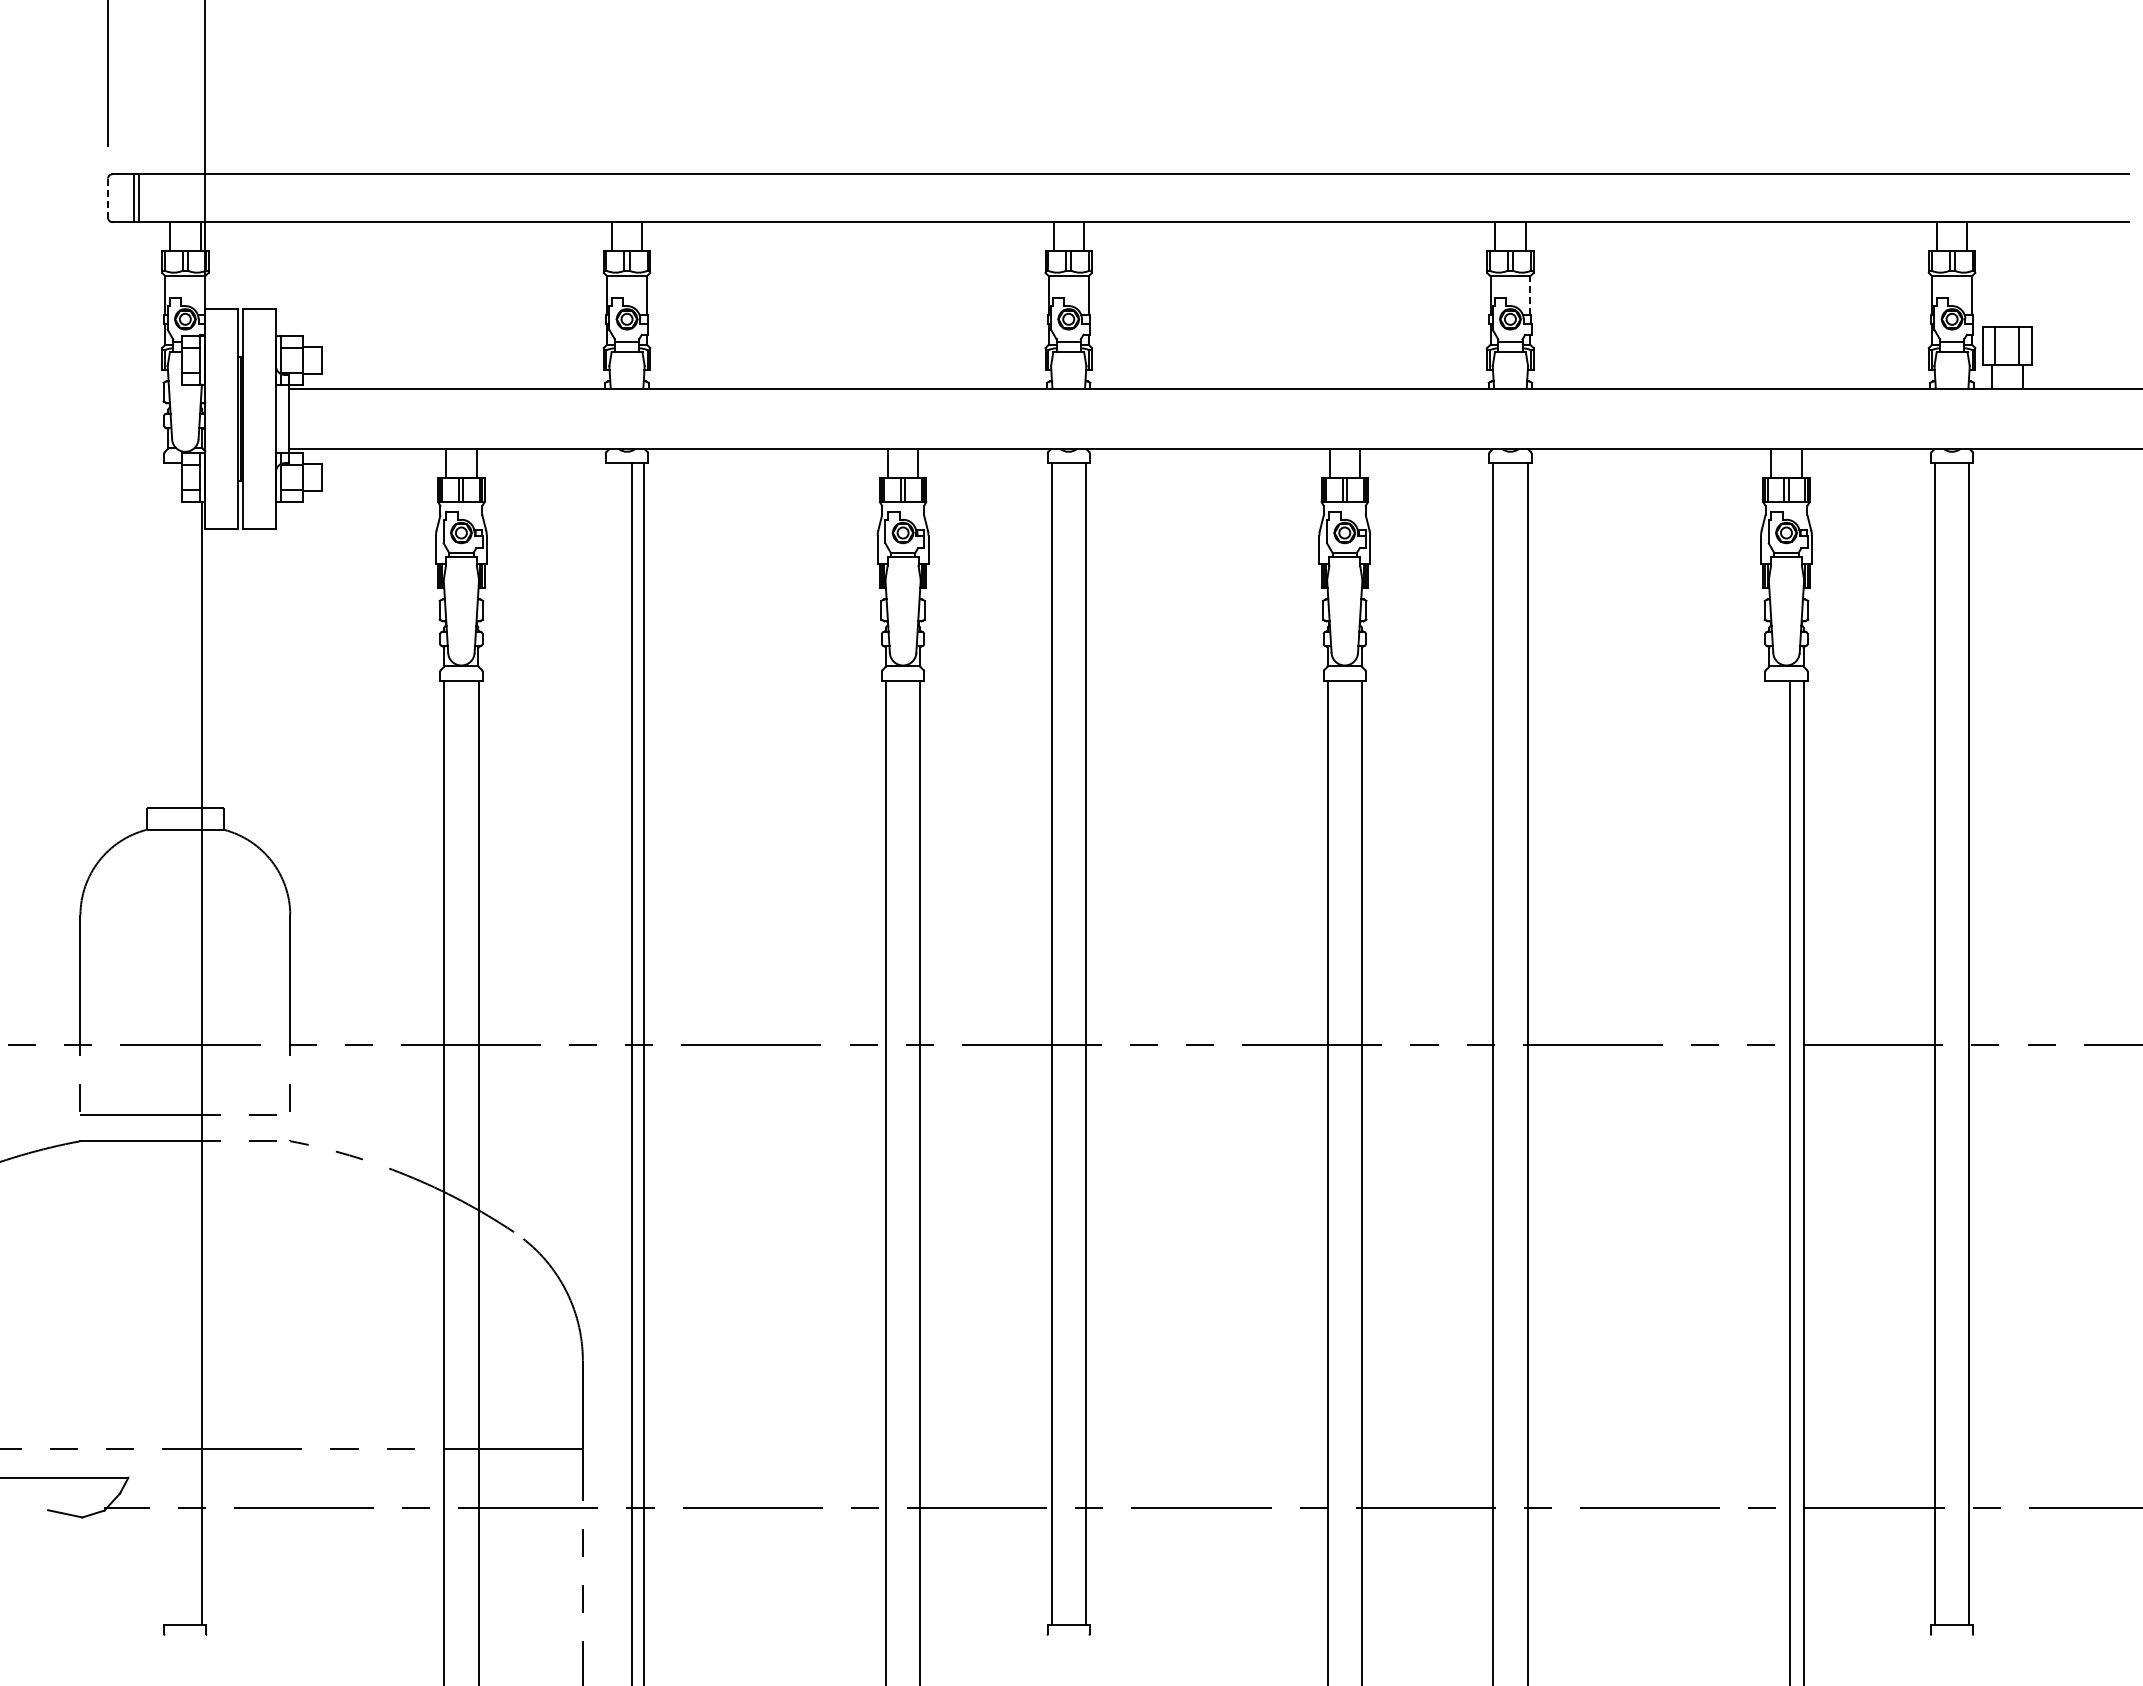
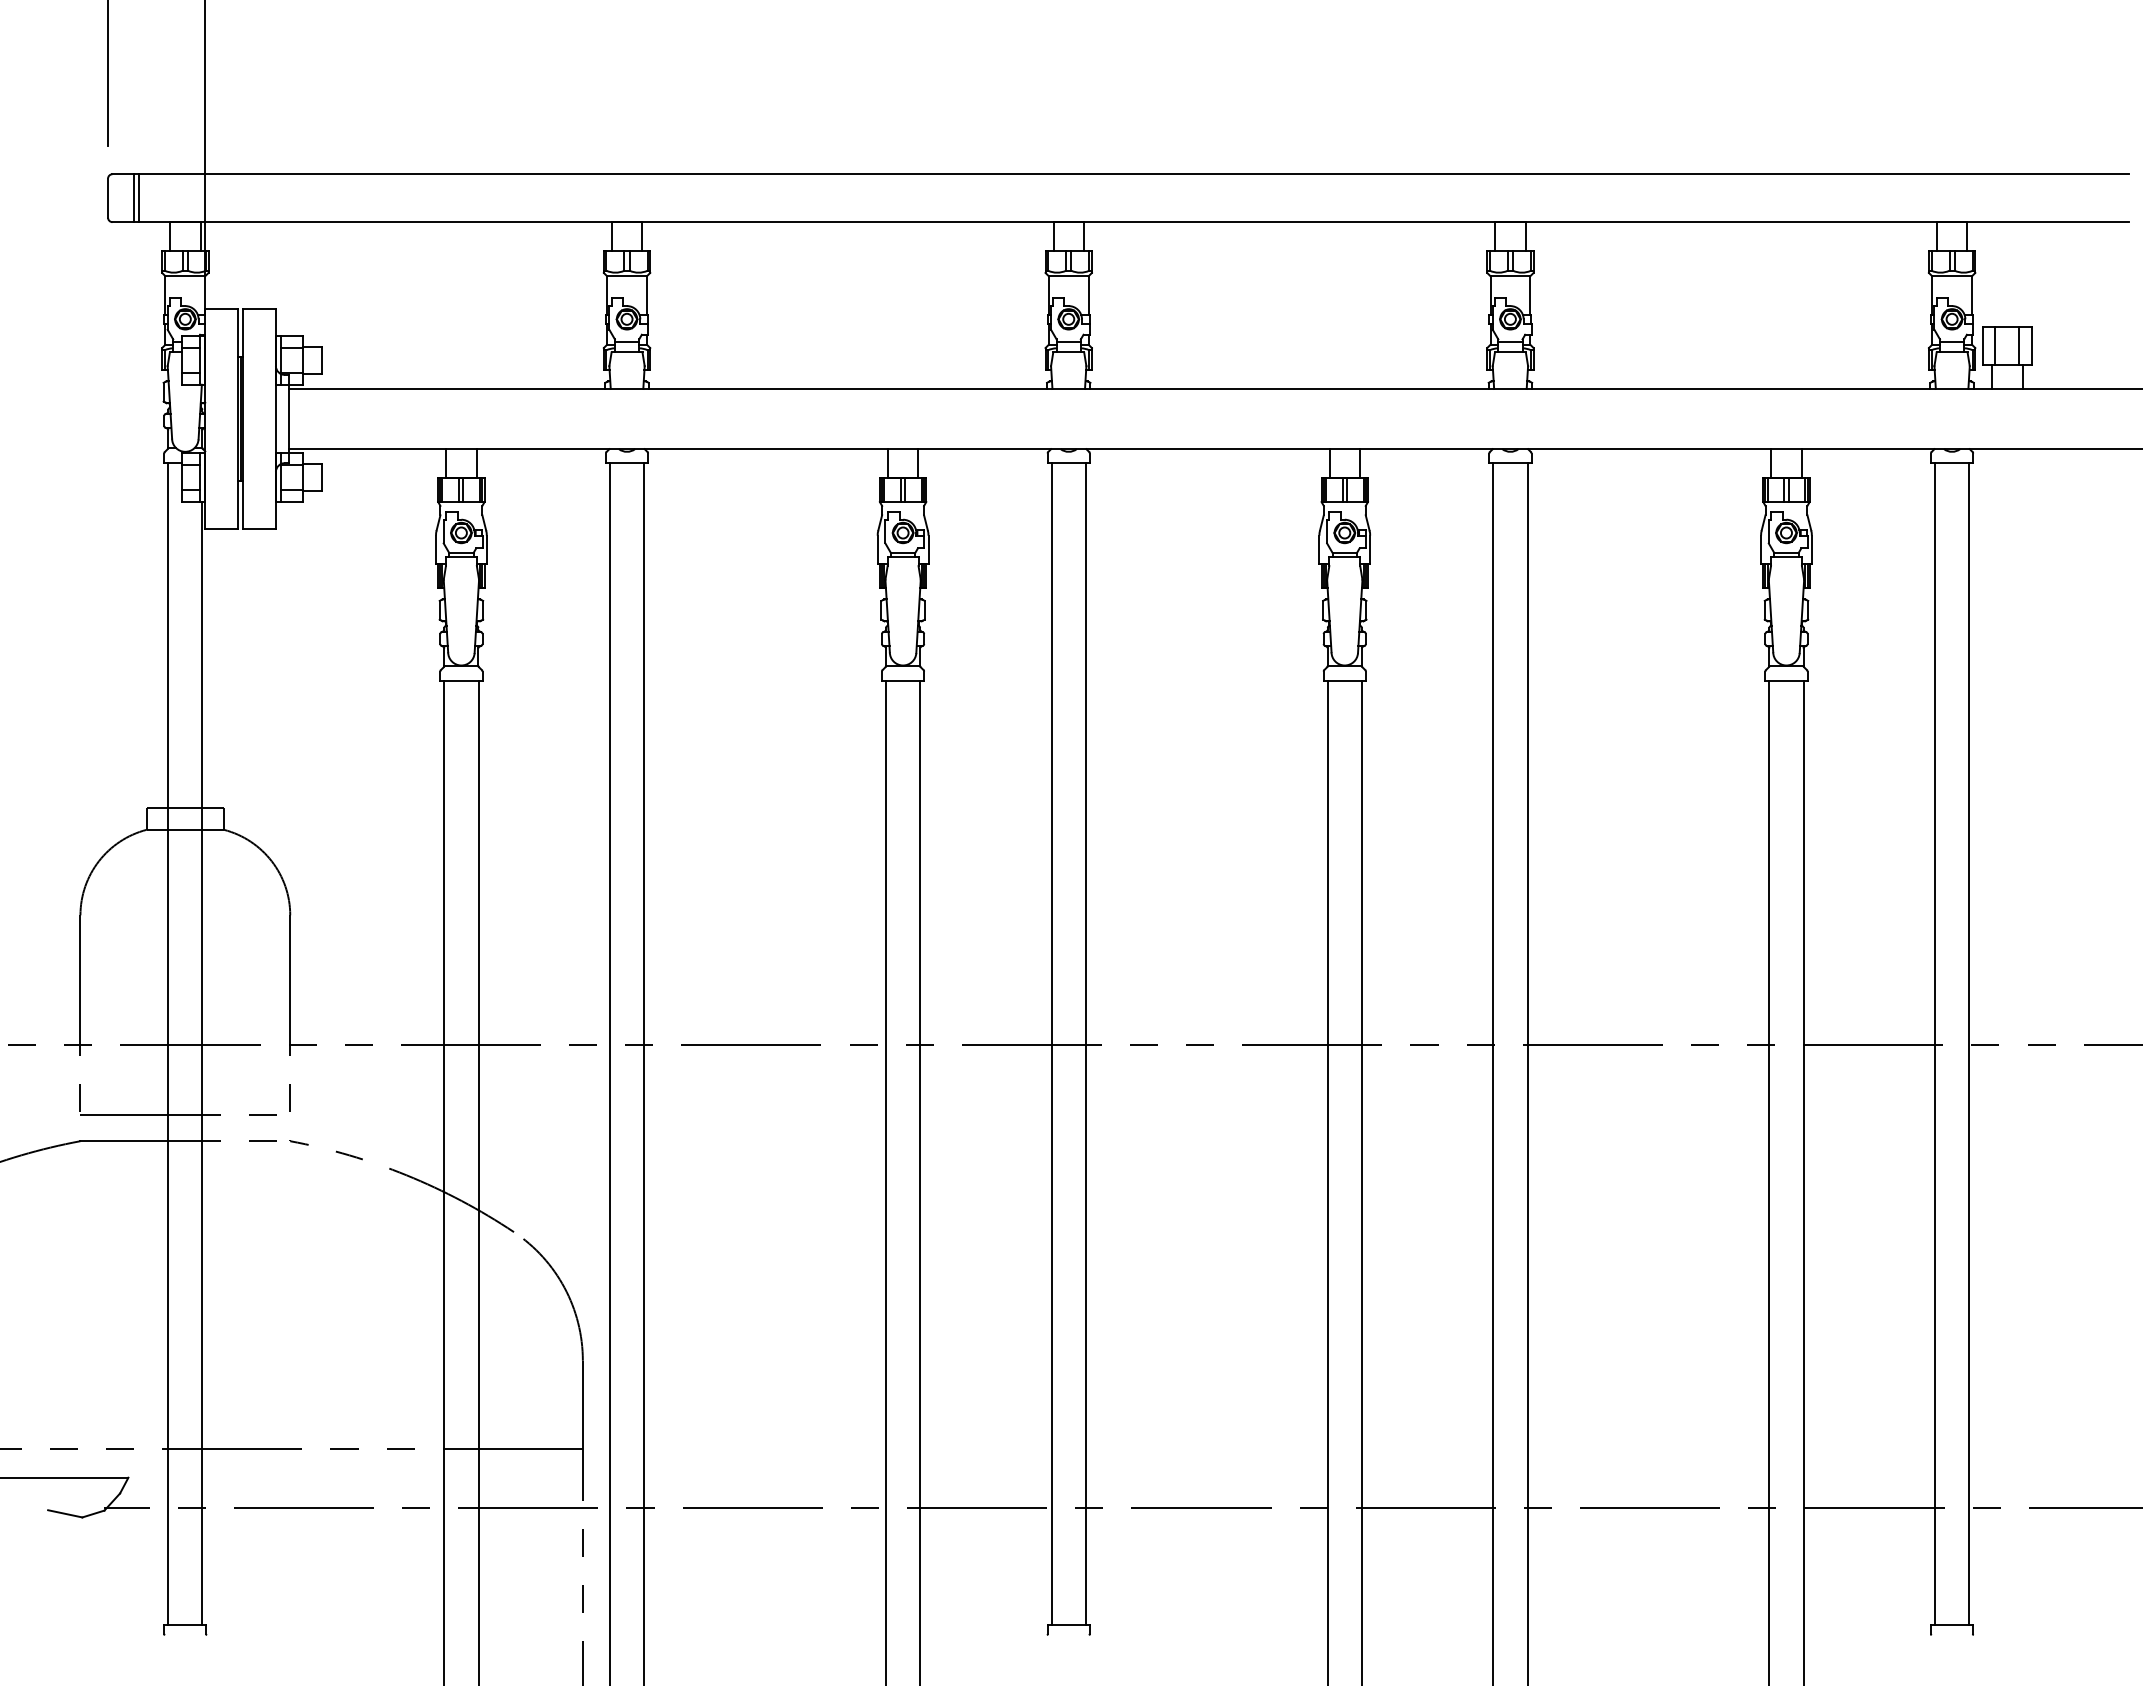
line: dashed -> solid (108, 198)
line: dashed -> solid (1530, 295)
line: none -> present (168, 1043)
line position: (631, 1072) -> (609, 1072) (609, 1072)
line position: (1790, 1181) -> (1769, 1181) (1769, 1181)
